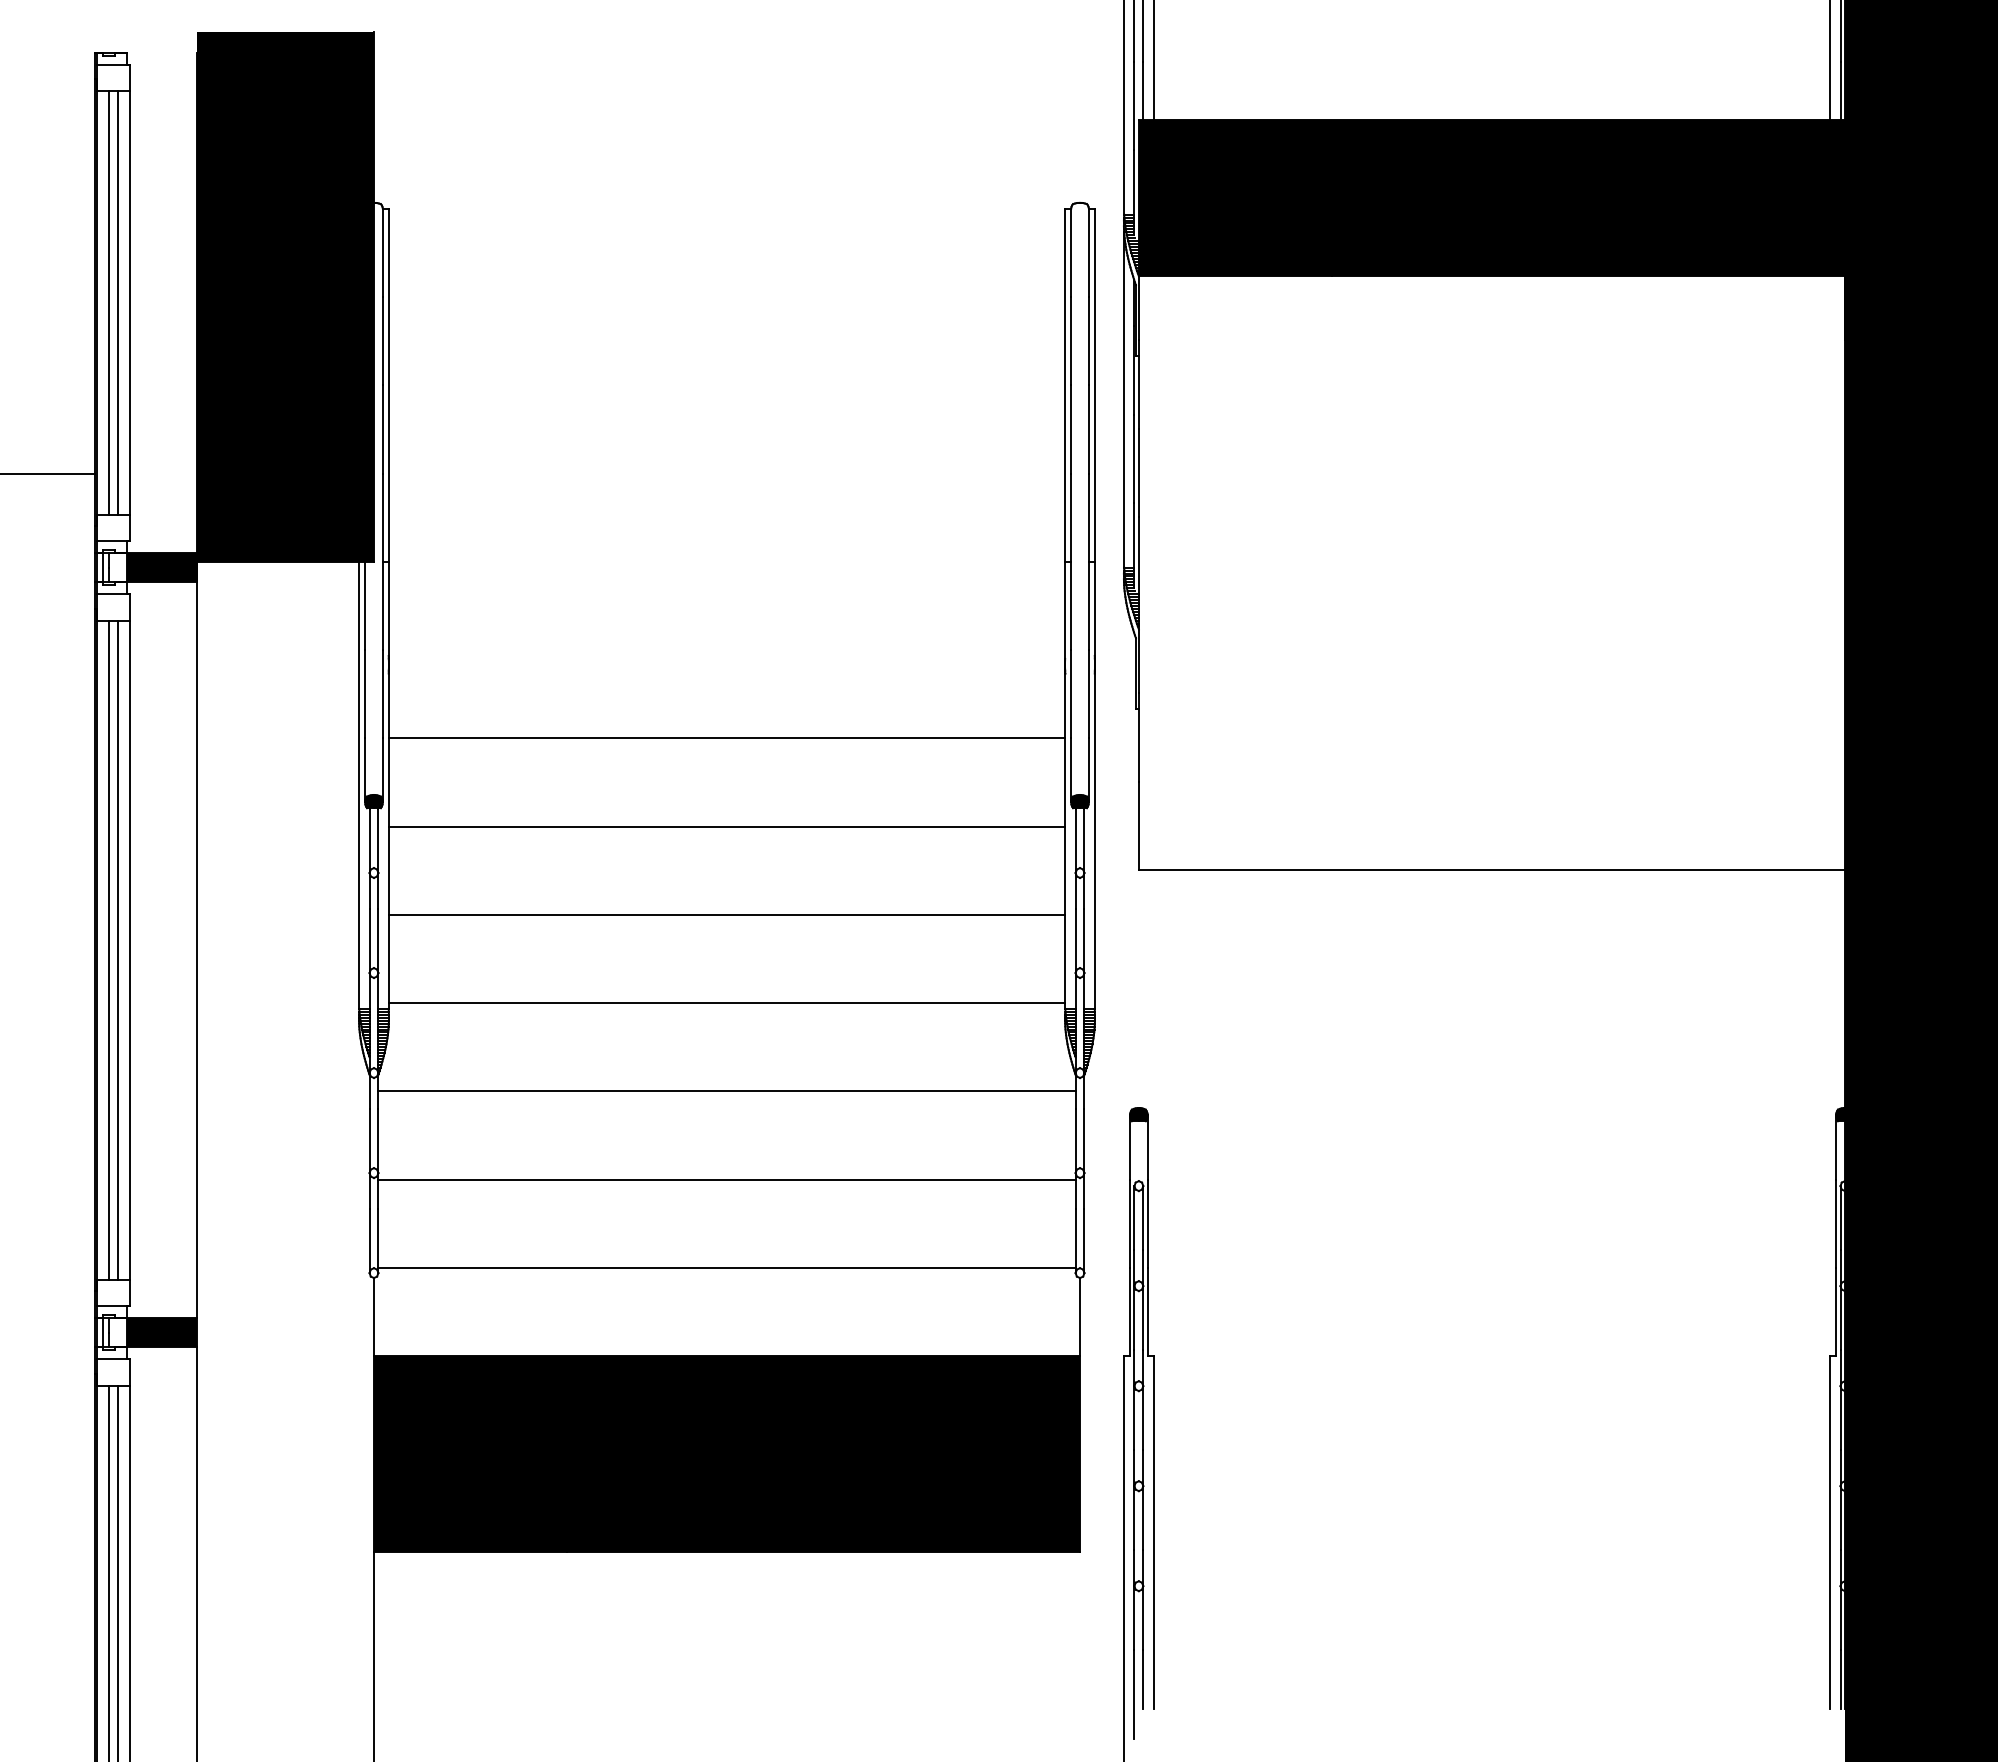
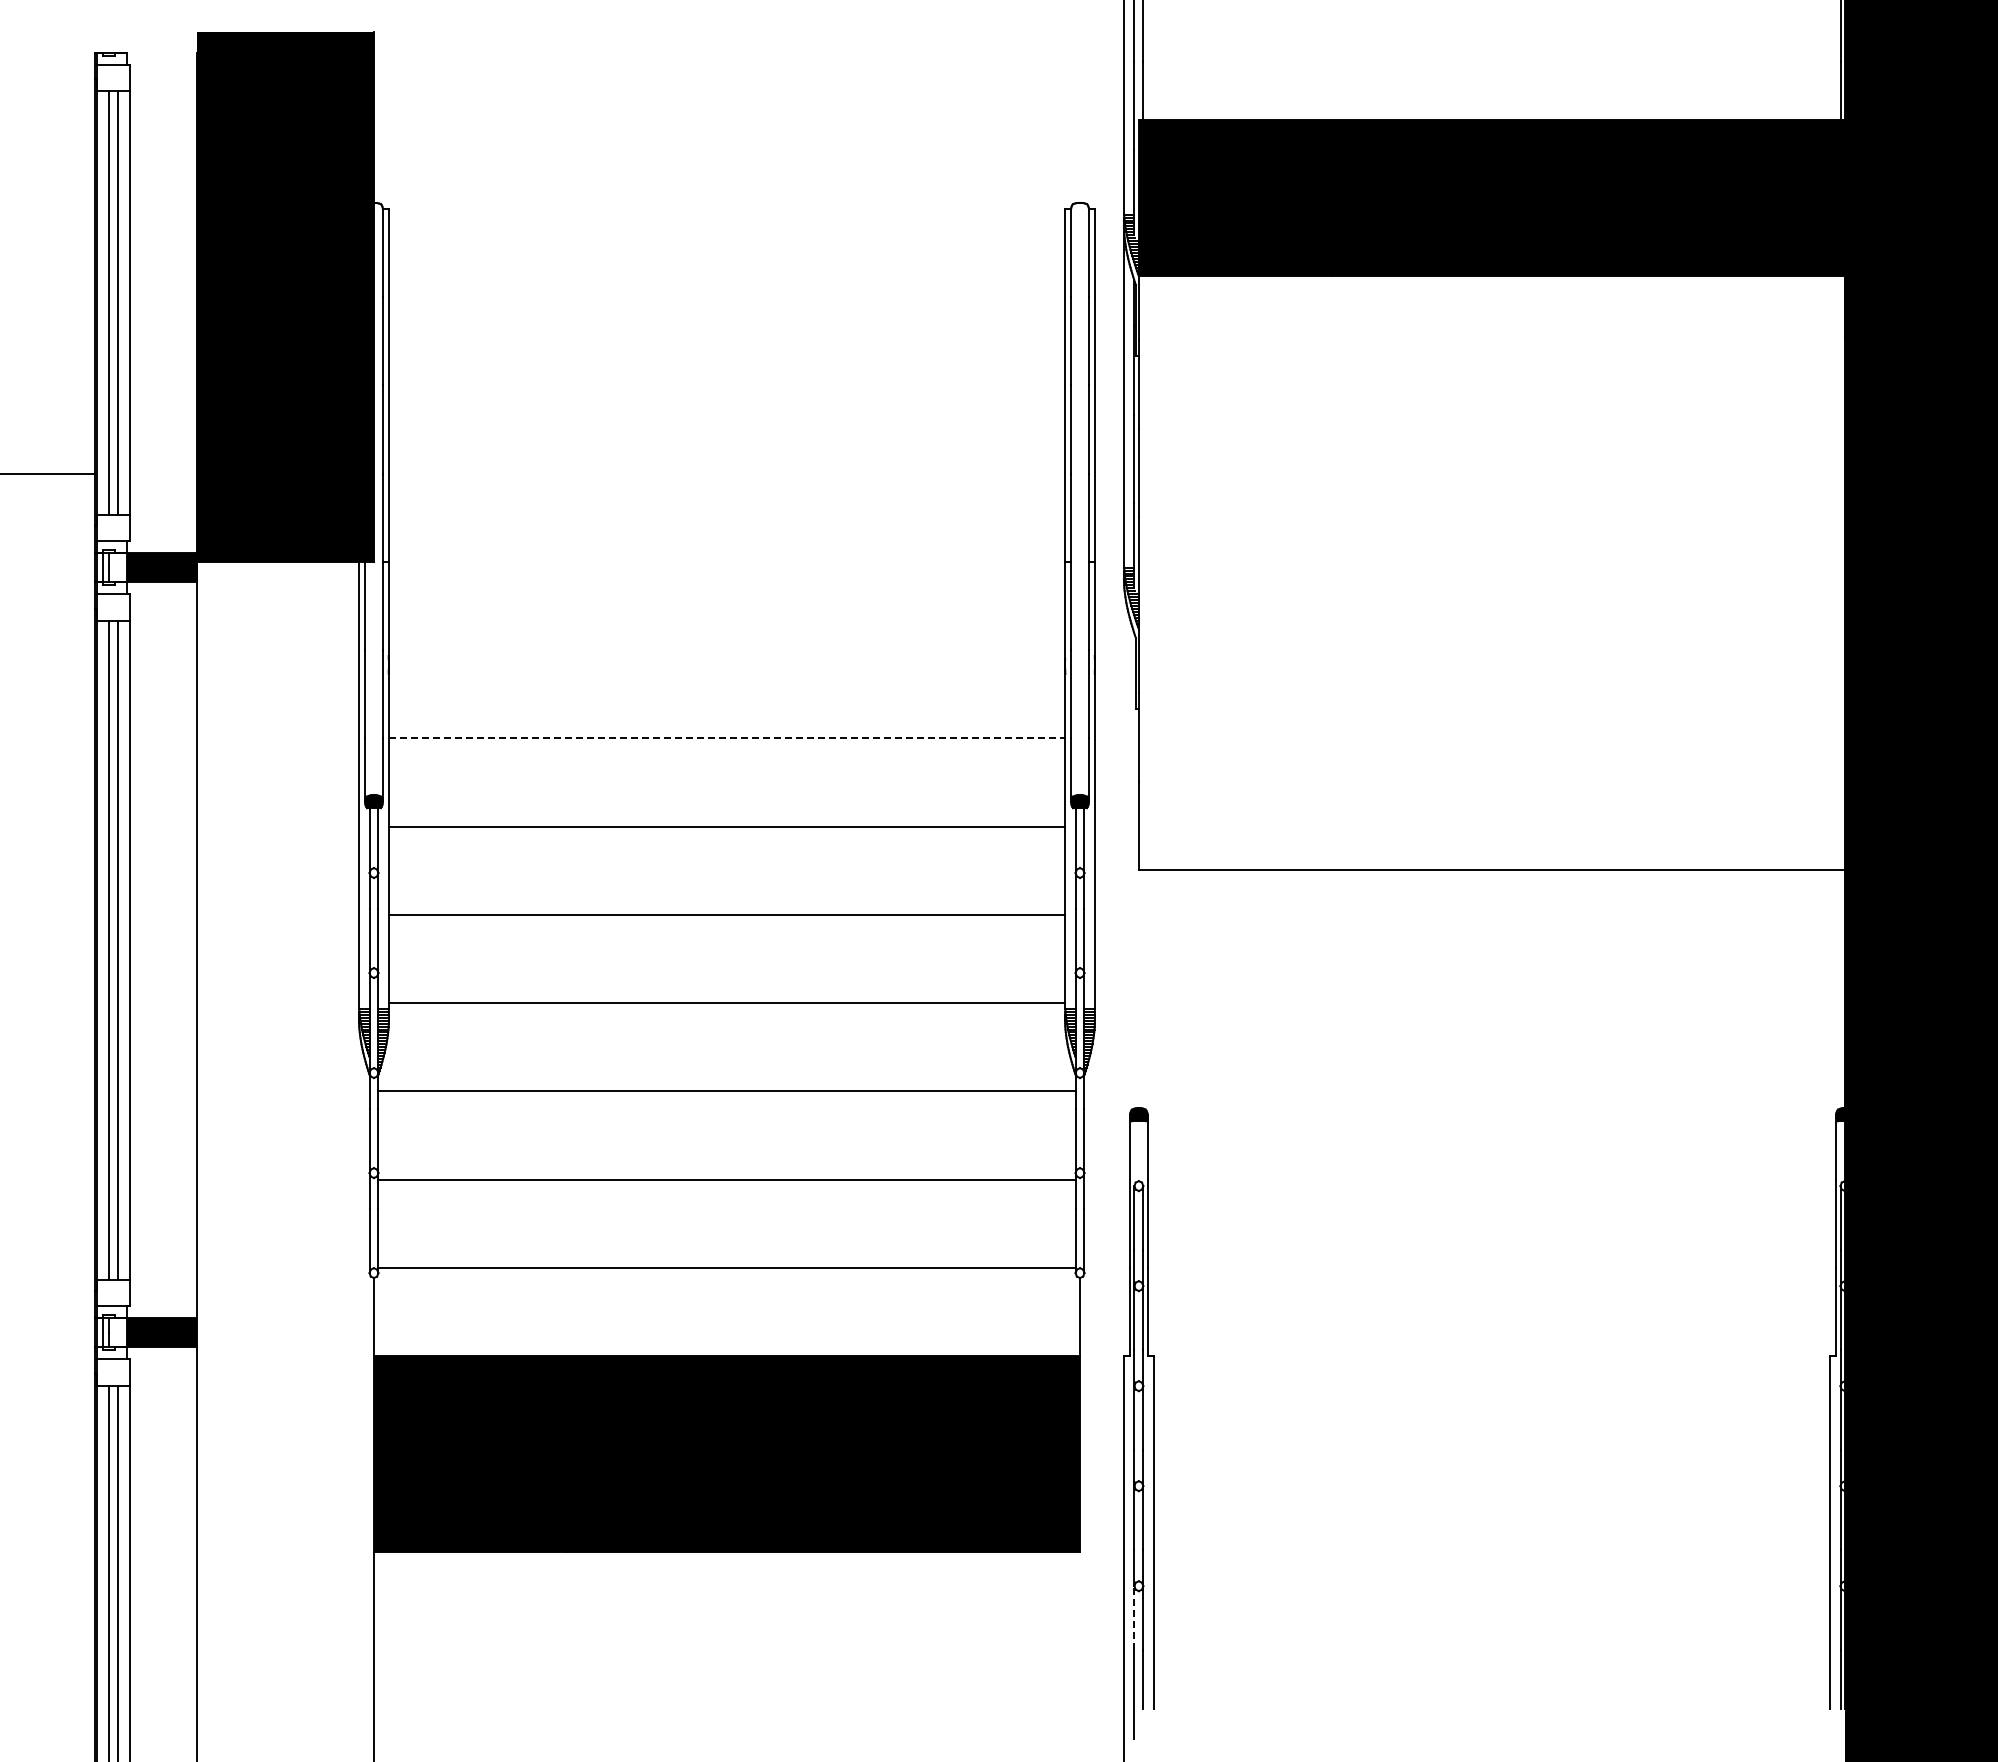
line: present -> none (1153, 61)
line: present -> none (1830, 61)
line: solid -> dashed (727, 738)
line: solid -> dashed (1134, 1617)
